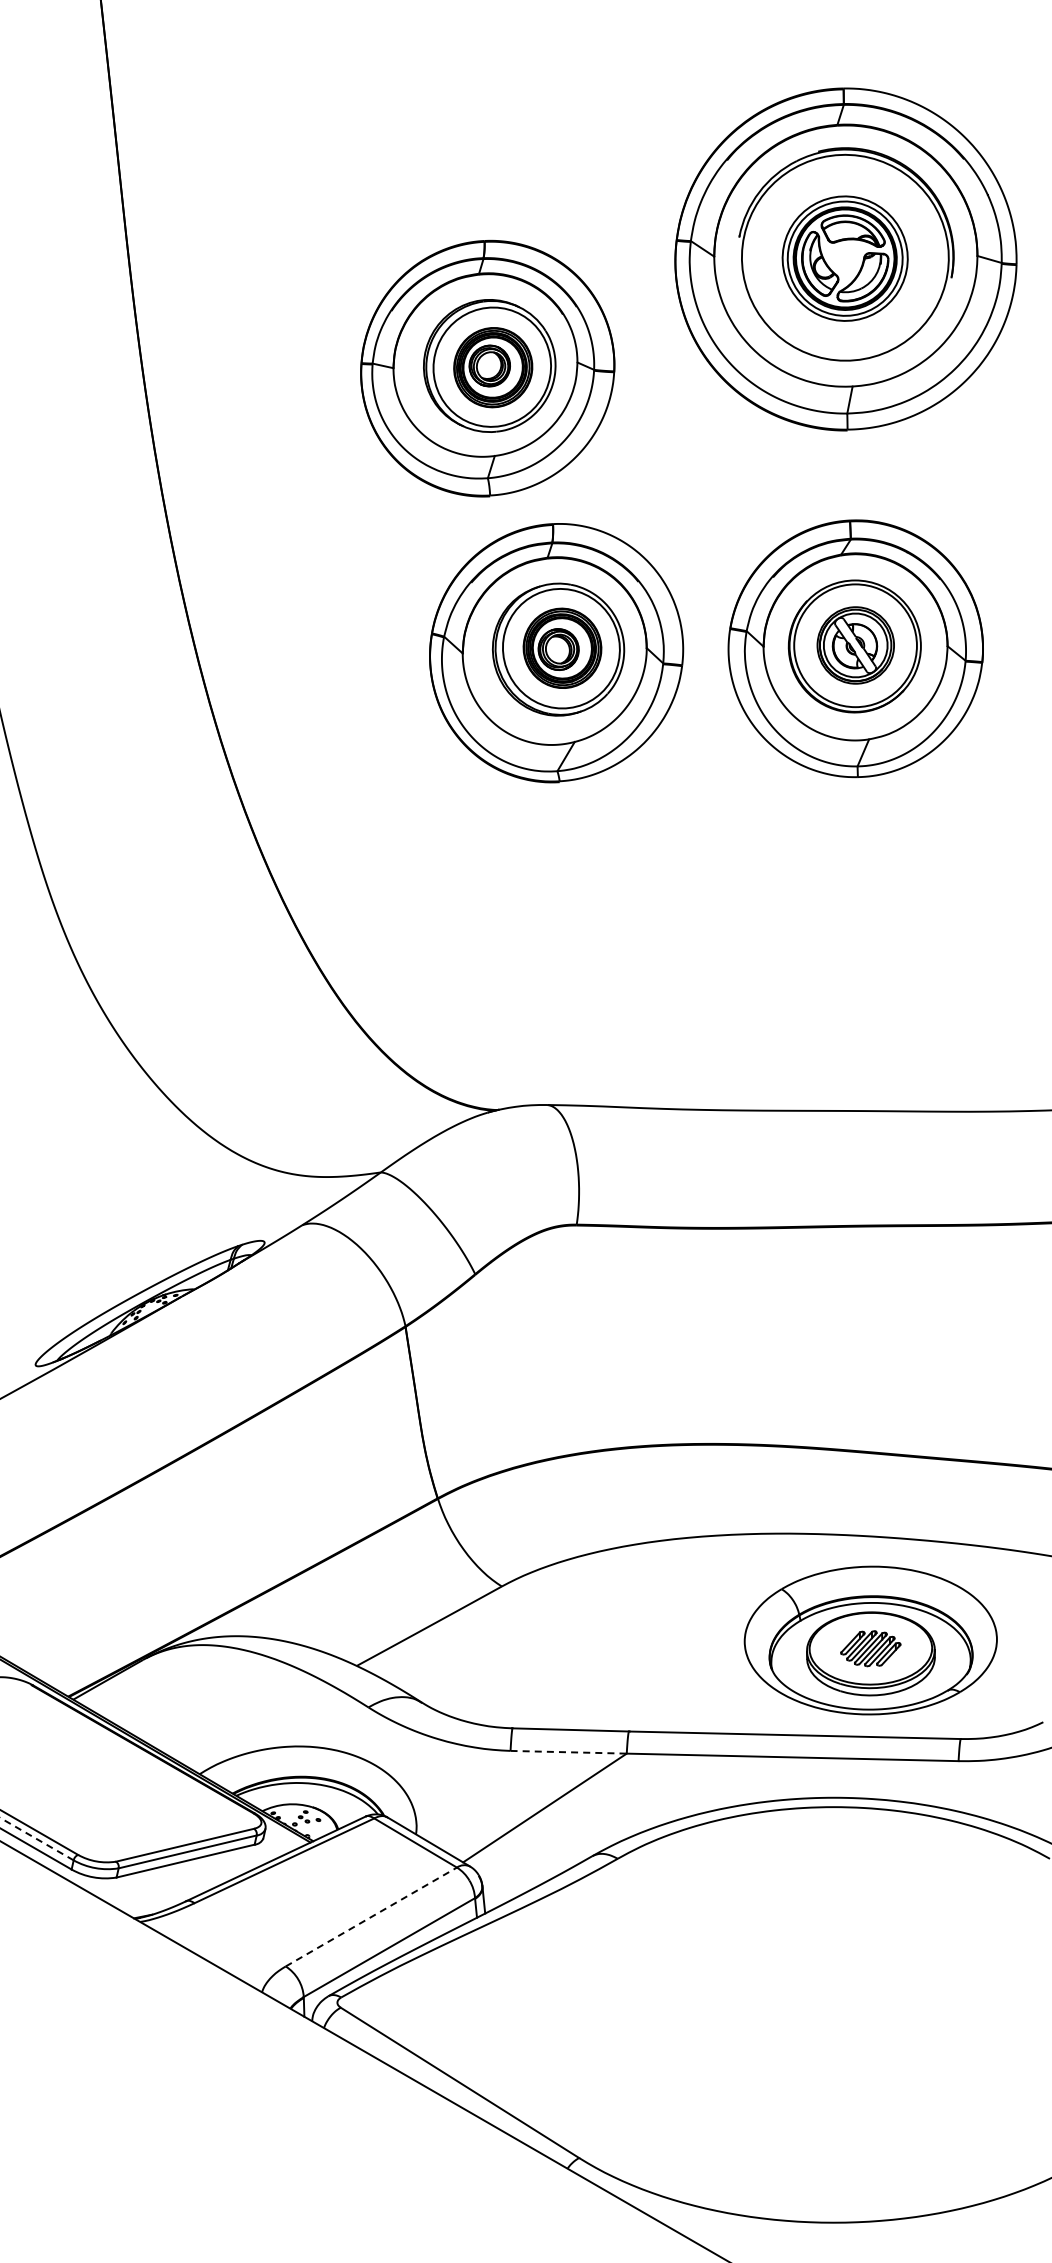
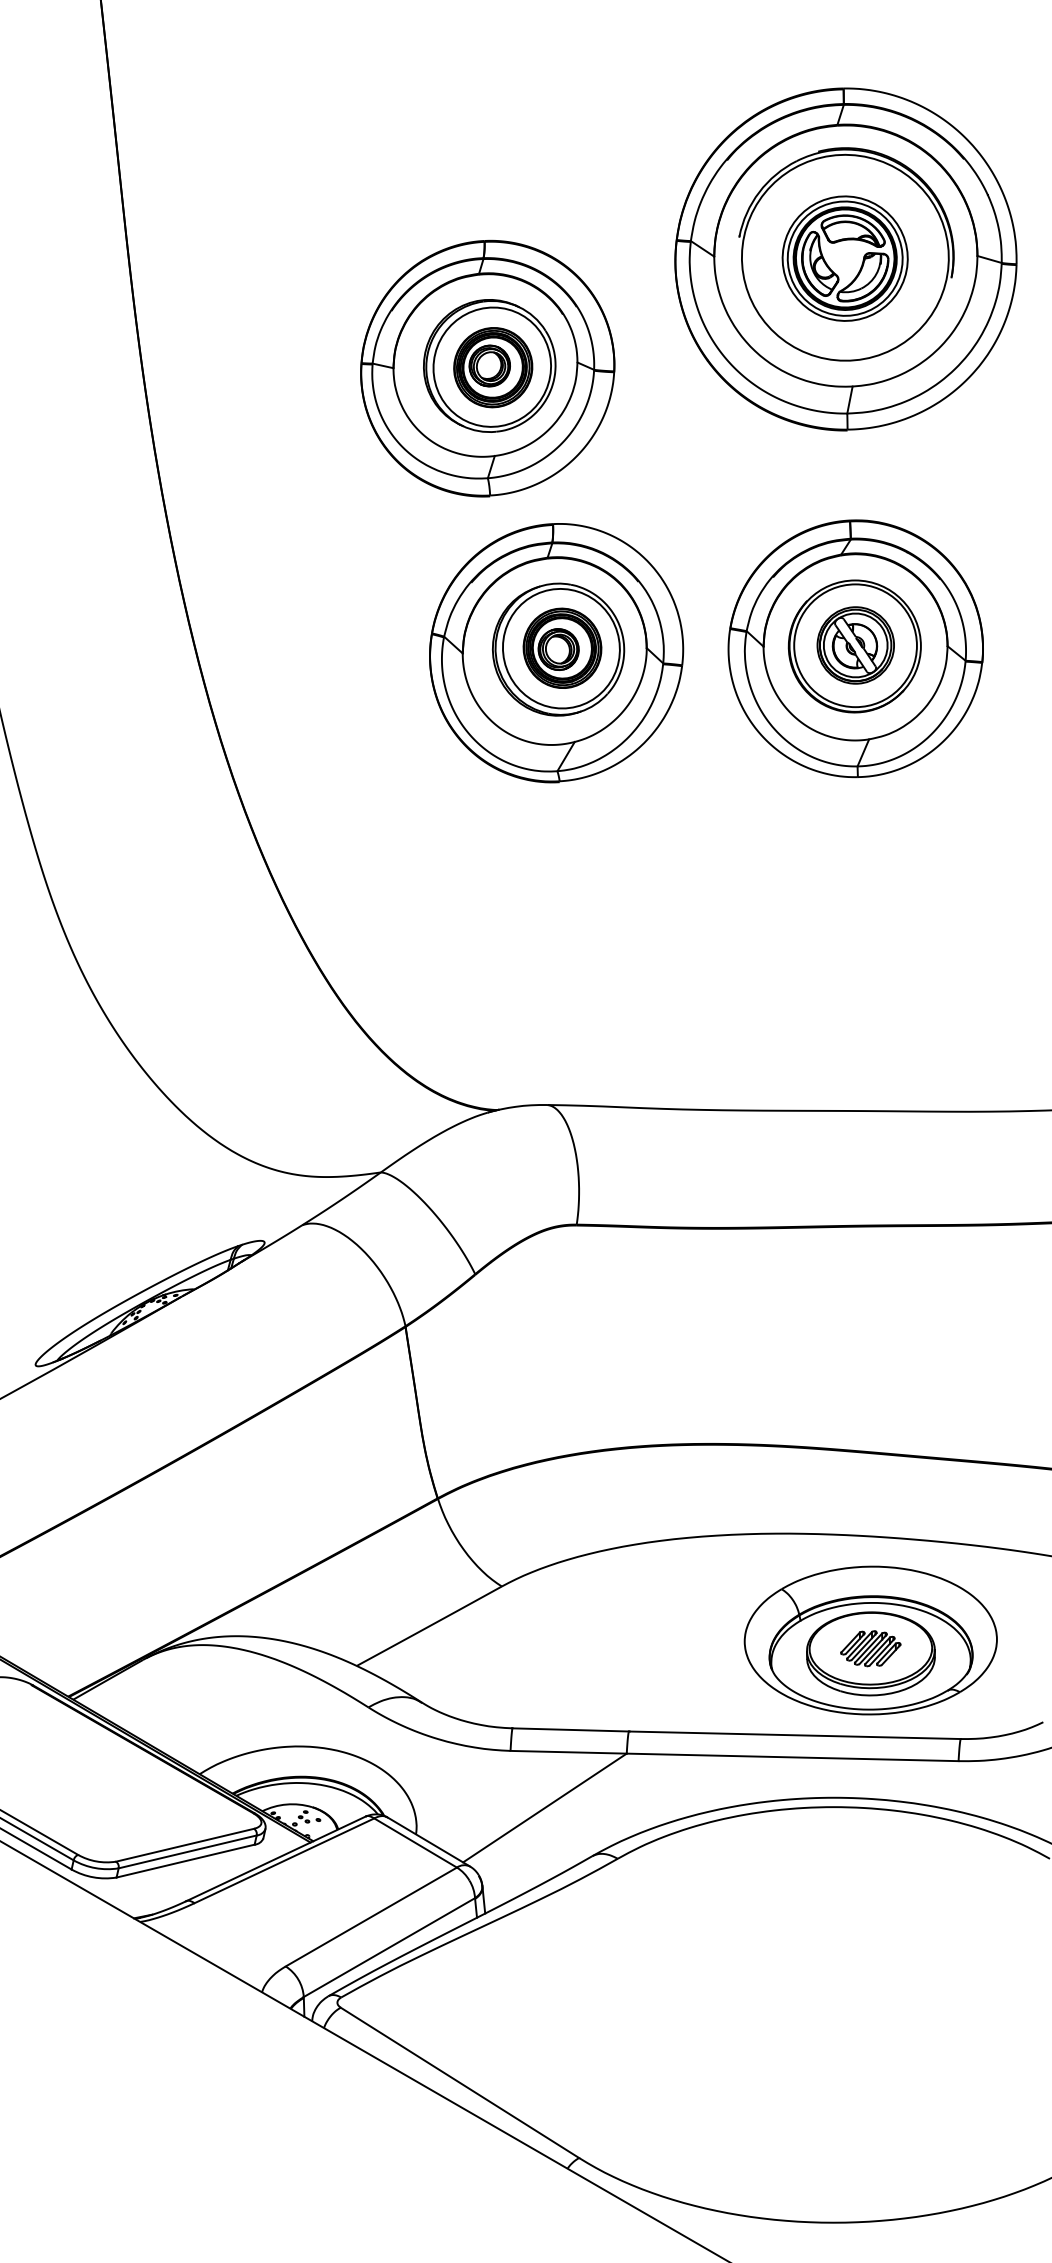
line: dashed -> solid (569, 1752)
line: dashed -> solid (36, 1838)
line: dashed -> solid (371, 1917)
